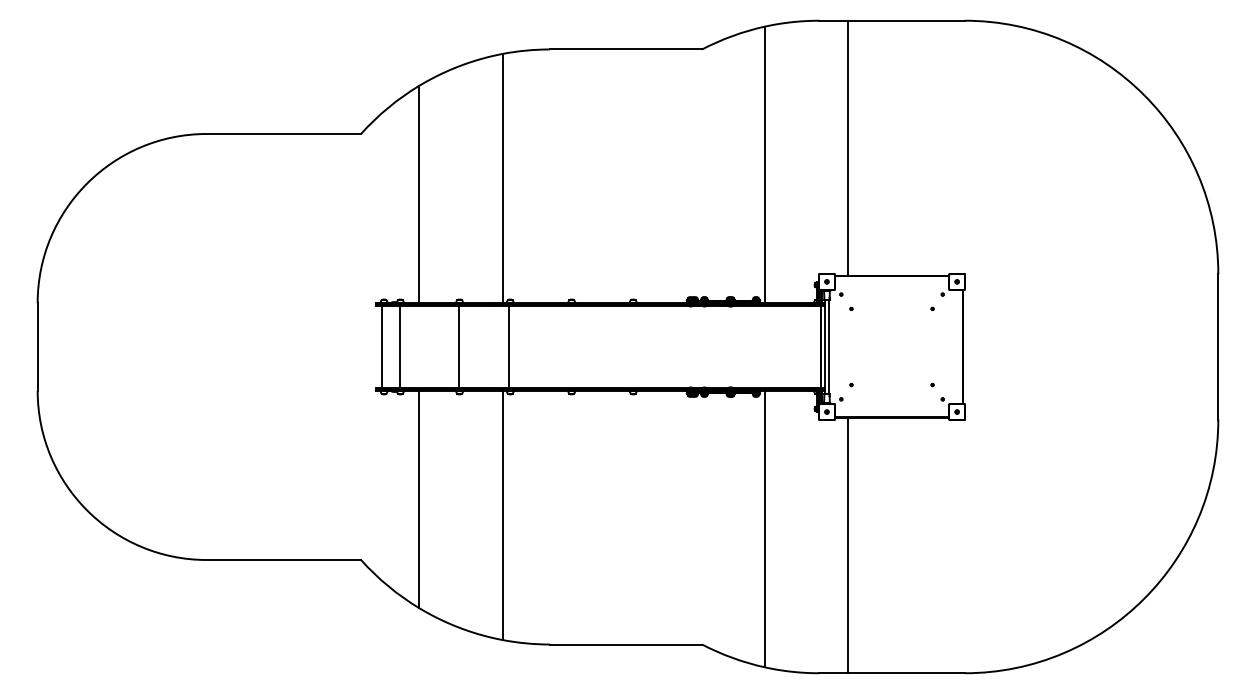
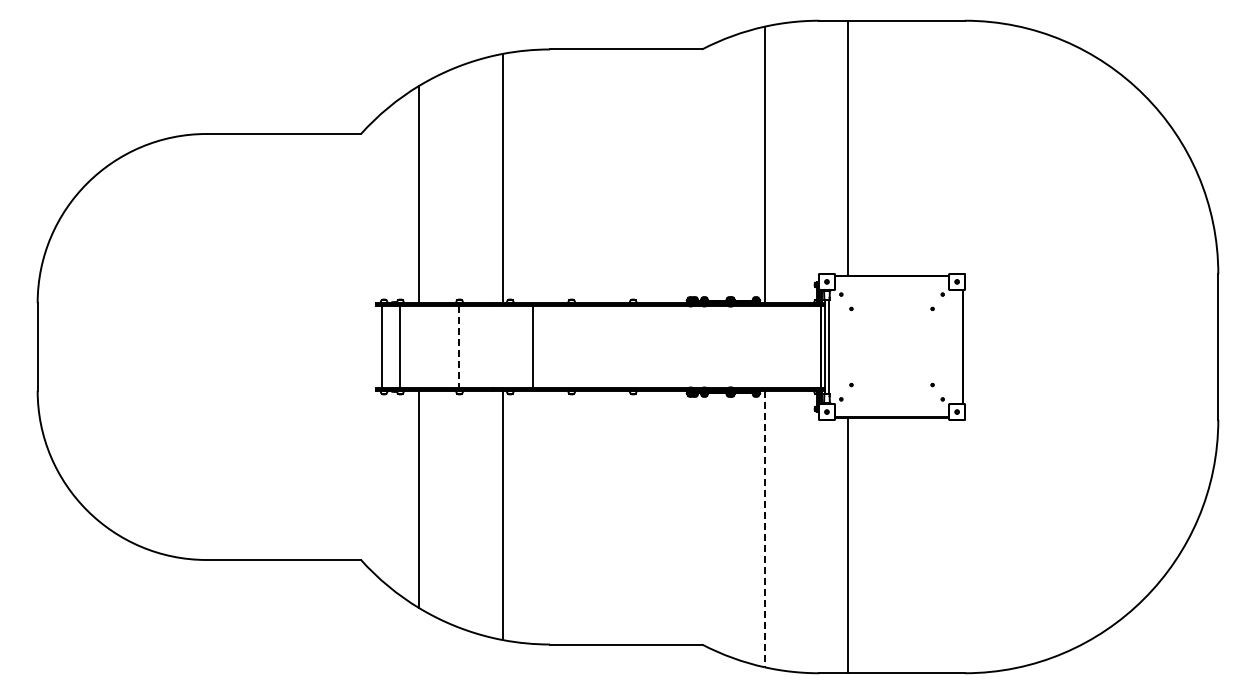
line position: (508, 346) -> (532, 346) (532, 346)
line: solid -> dashed (459, 347)
line: solid -> dashed (764, 529)
